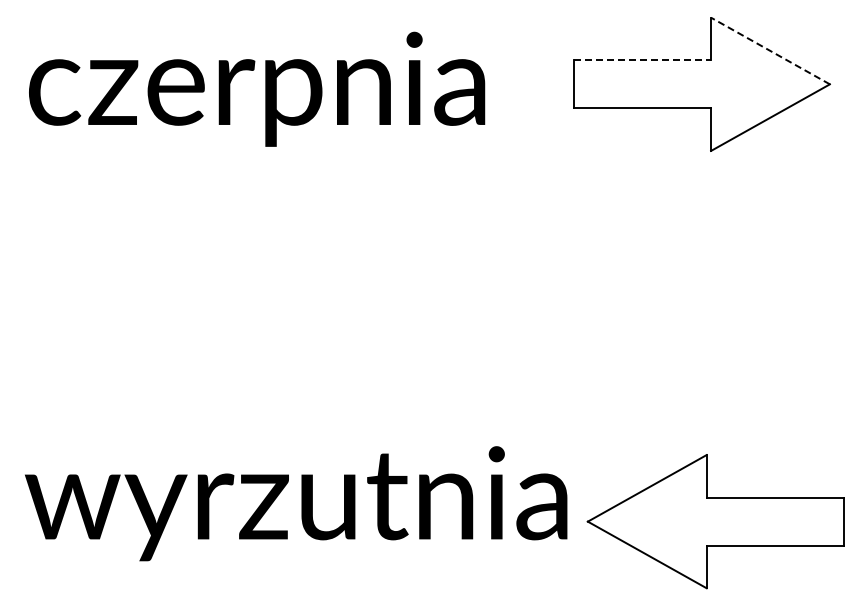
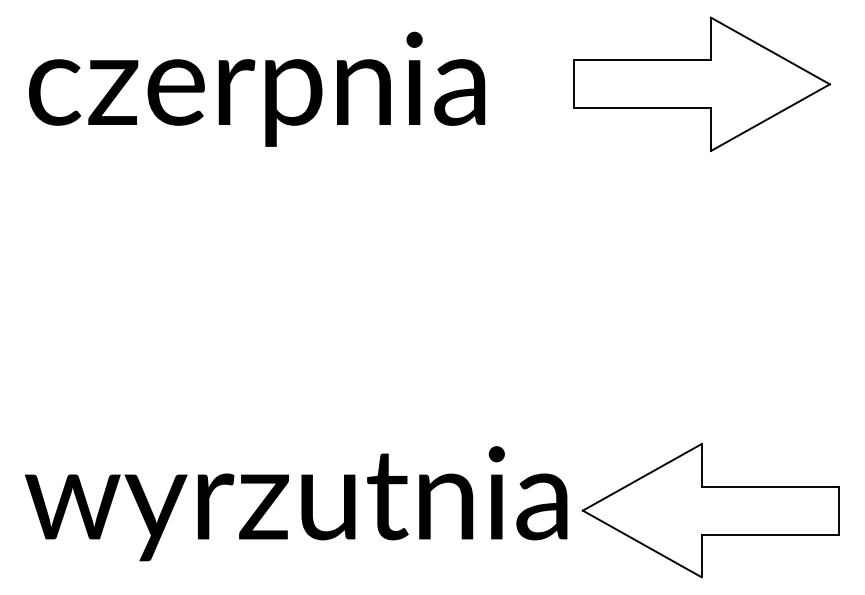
line: dashed -> solid (770, 50)
line: dashed -> solid (642, 60)
part position: (715, 521) -> (710, 510) (710, 510)
